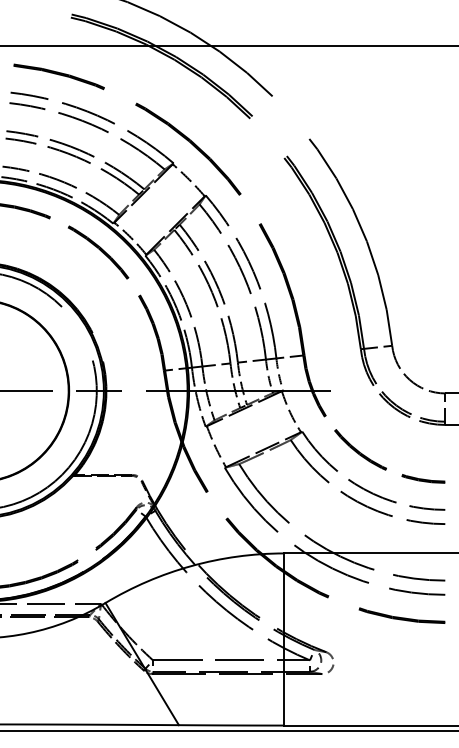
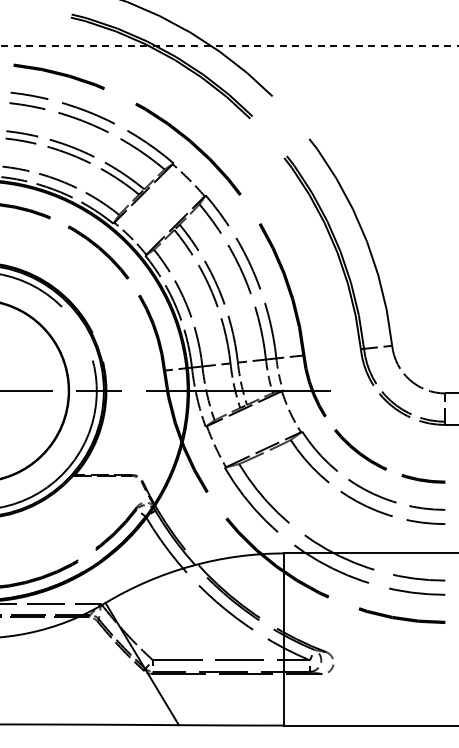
line: solid -> dashed (229, 45)
line: present -> none (228, 730)
